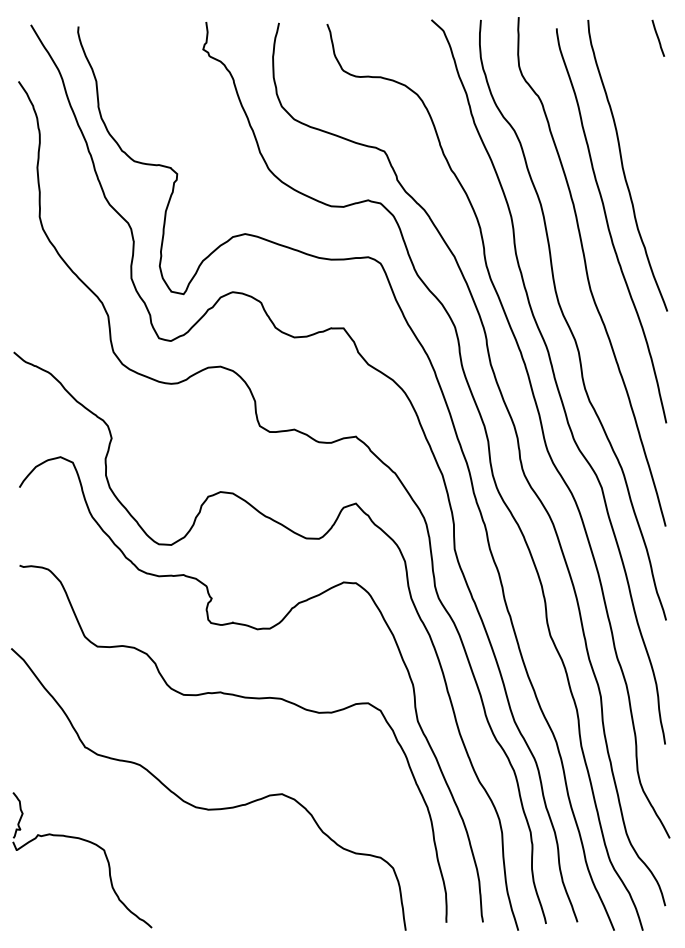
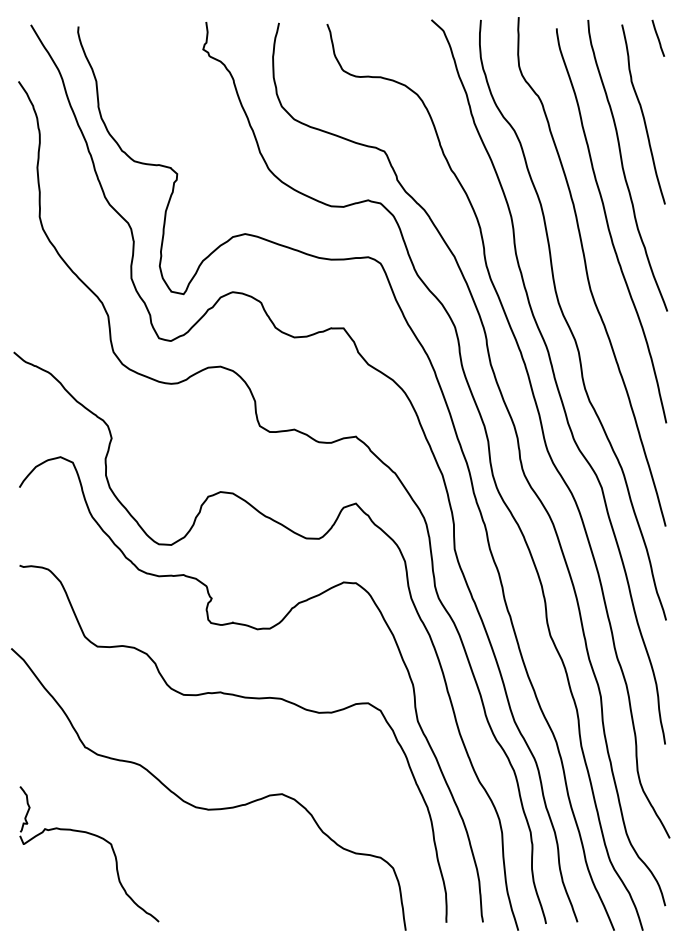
curve: none -> present (643, 114)
part position: (90, 843) -> (97, 837) (97, 837)
